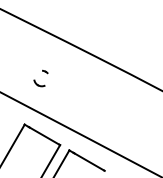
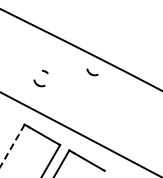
part: none -> present (92, 72)
line: solid -> dashed (12, 146)
